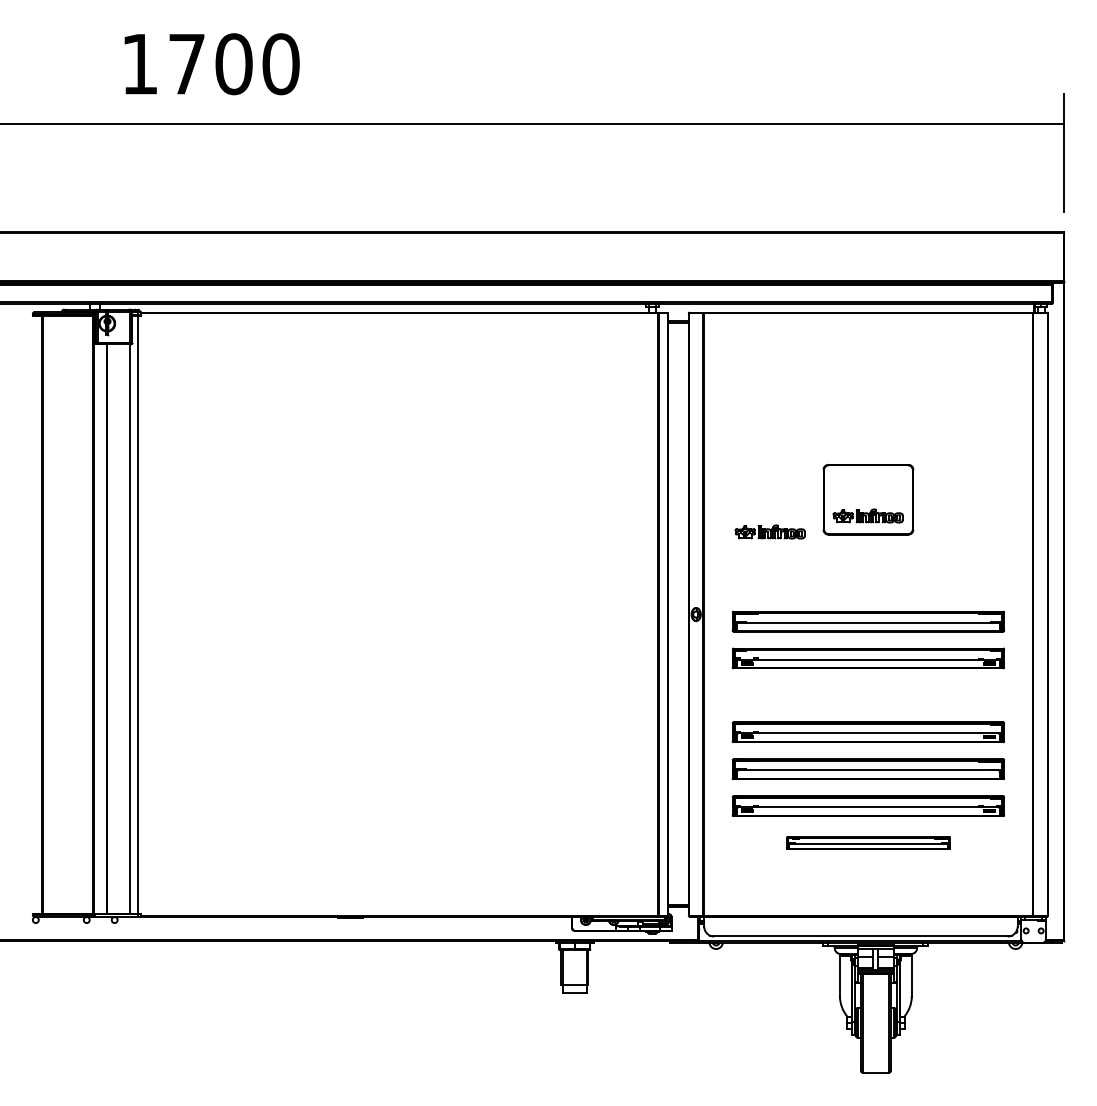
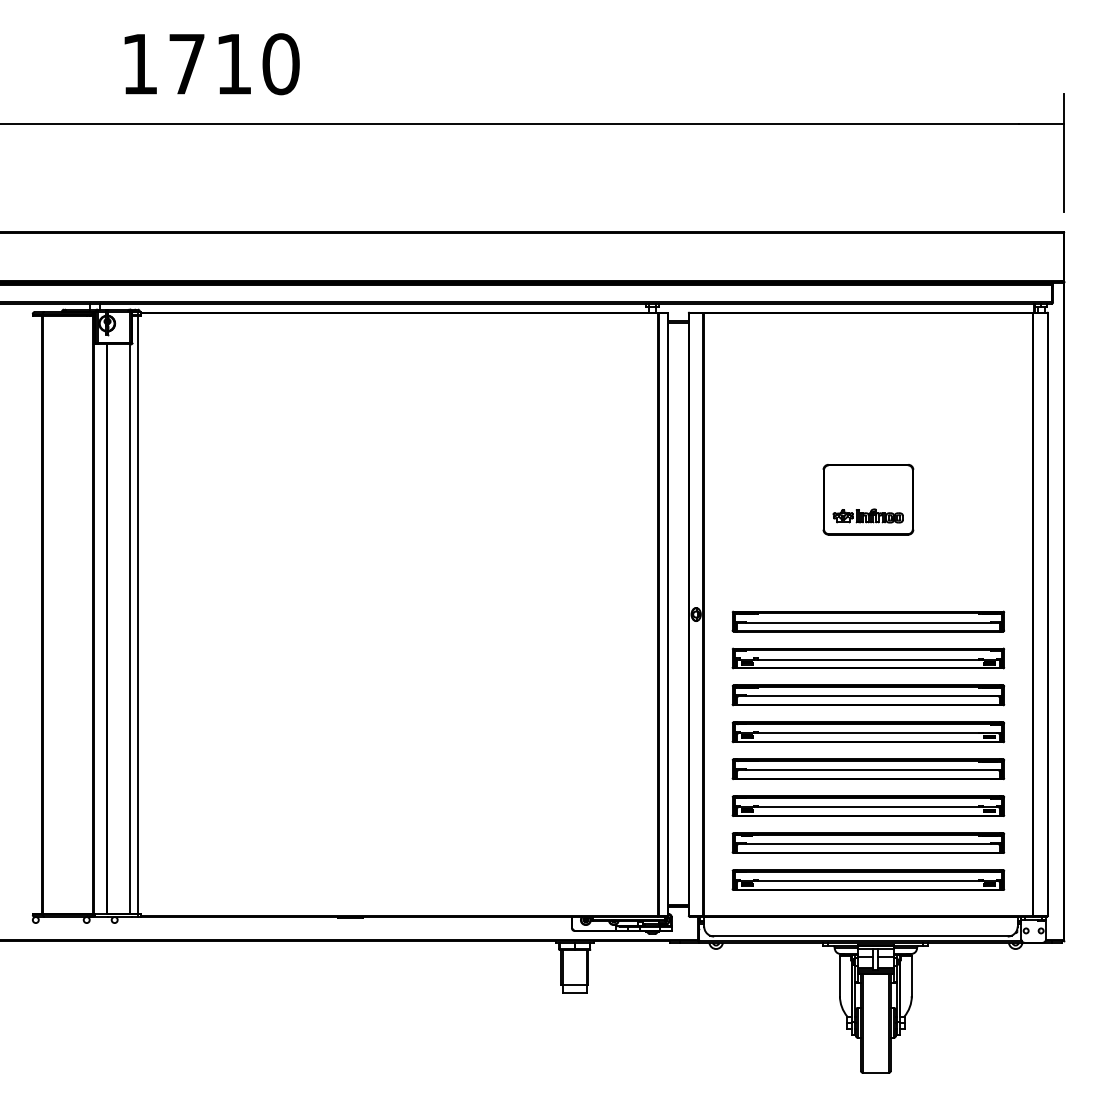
text: 1700 -> 1710 (233, 64)
part: present -> none (769, 531)
part: none -> present (868, 695)
part size: 165x14 px -> 275x22 px (868, 842)
part: none -> present (868, 879)
